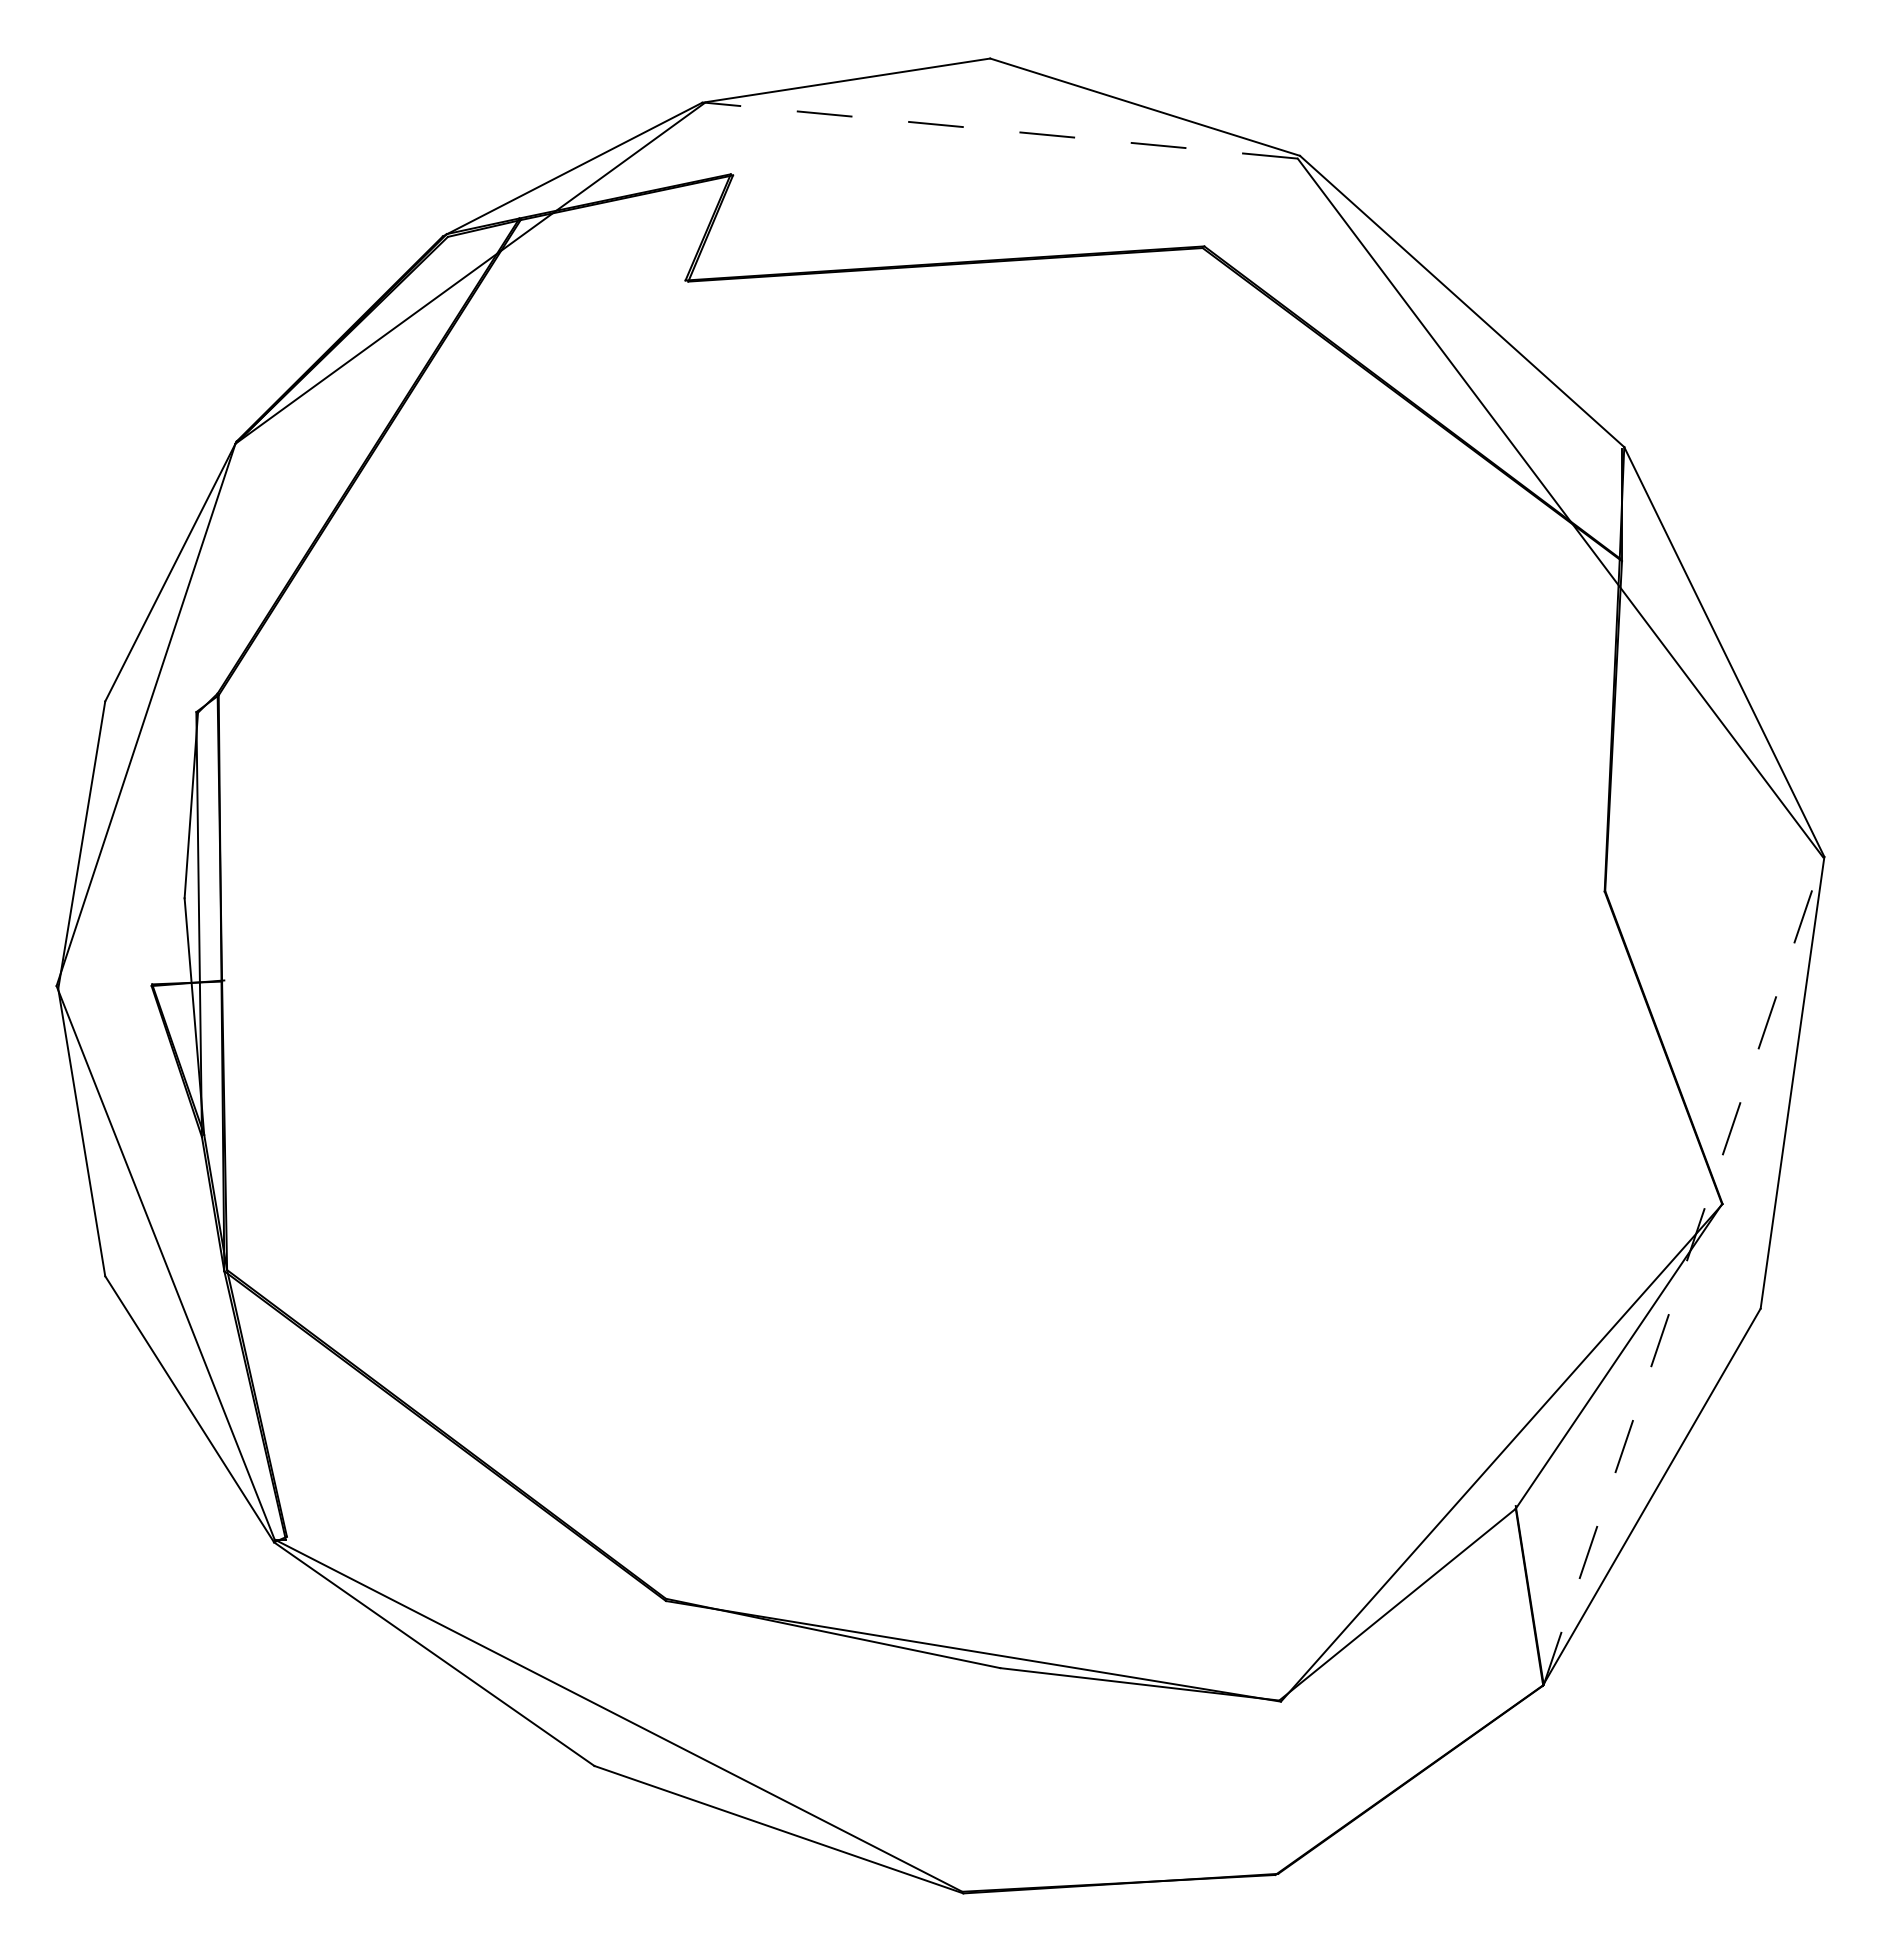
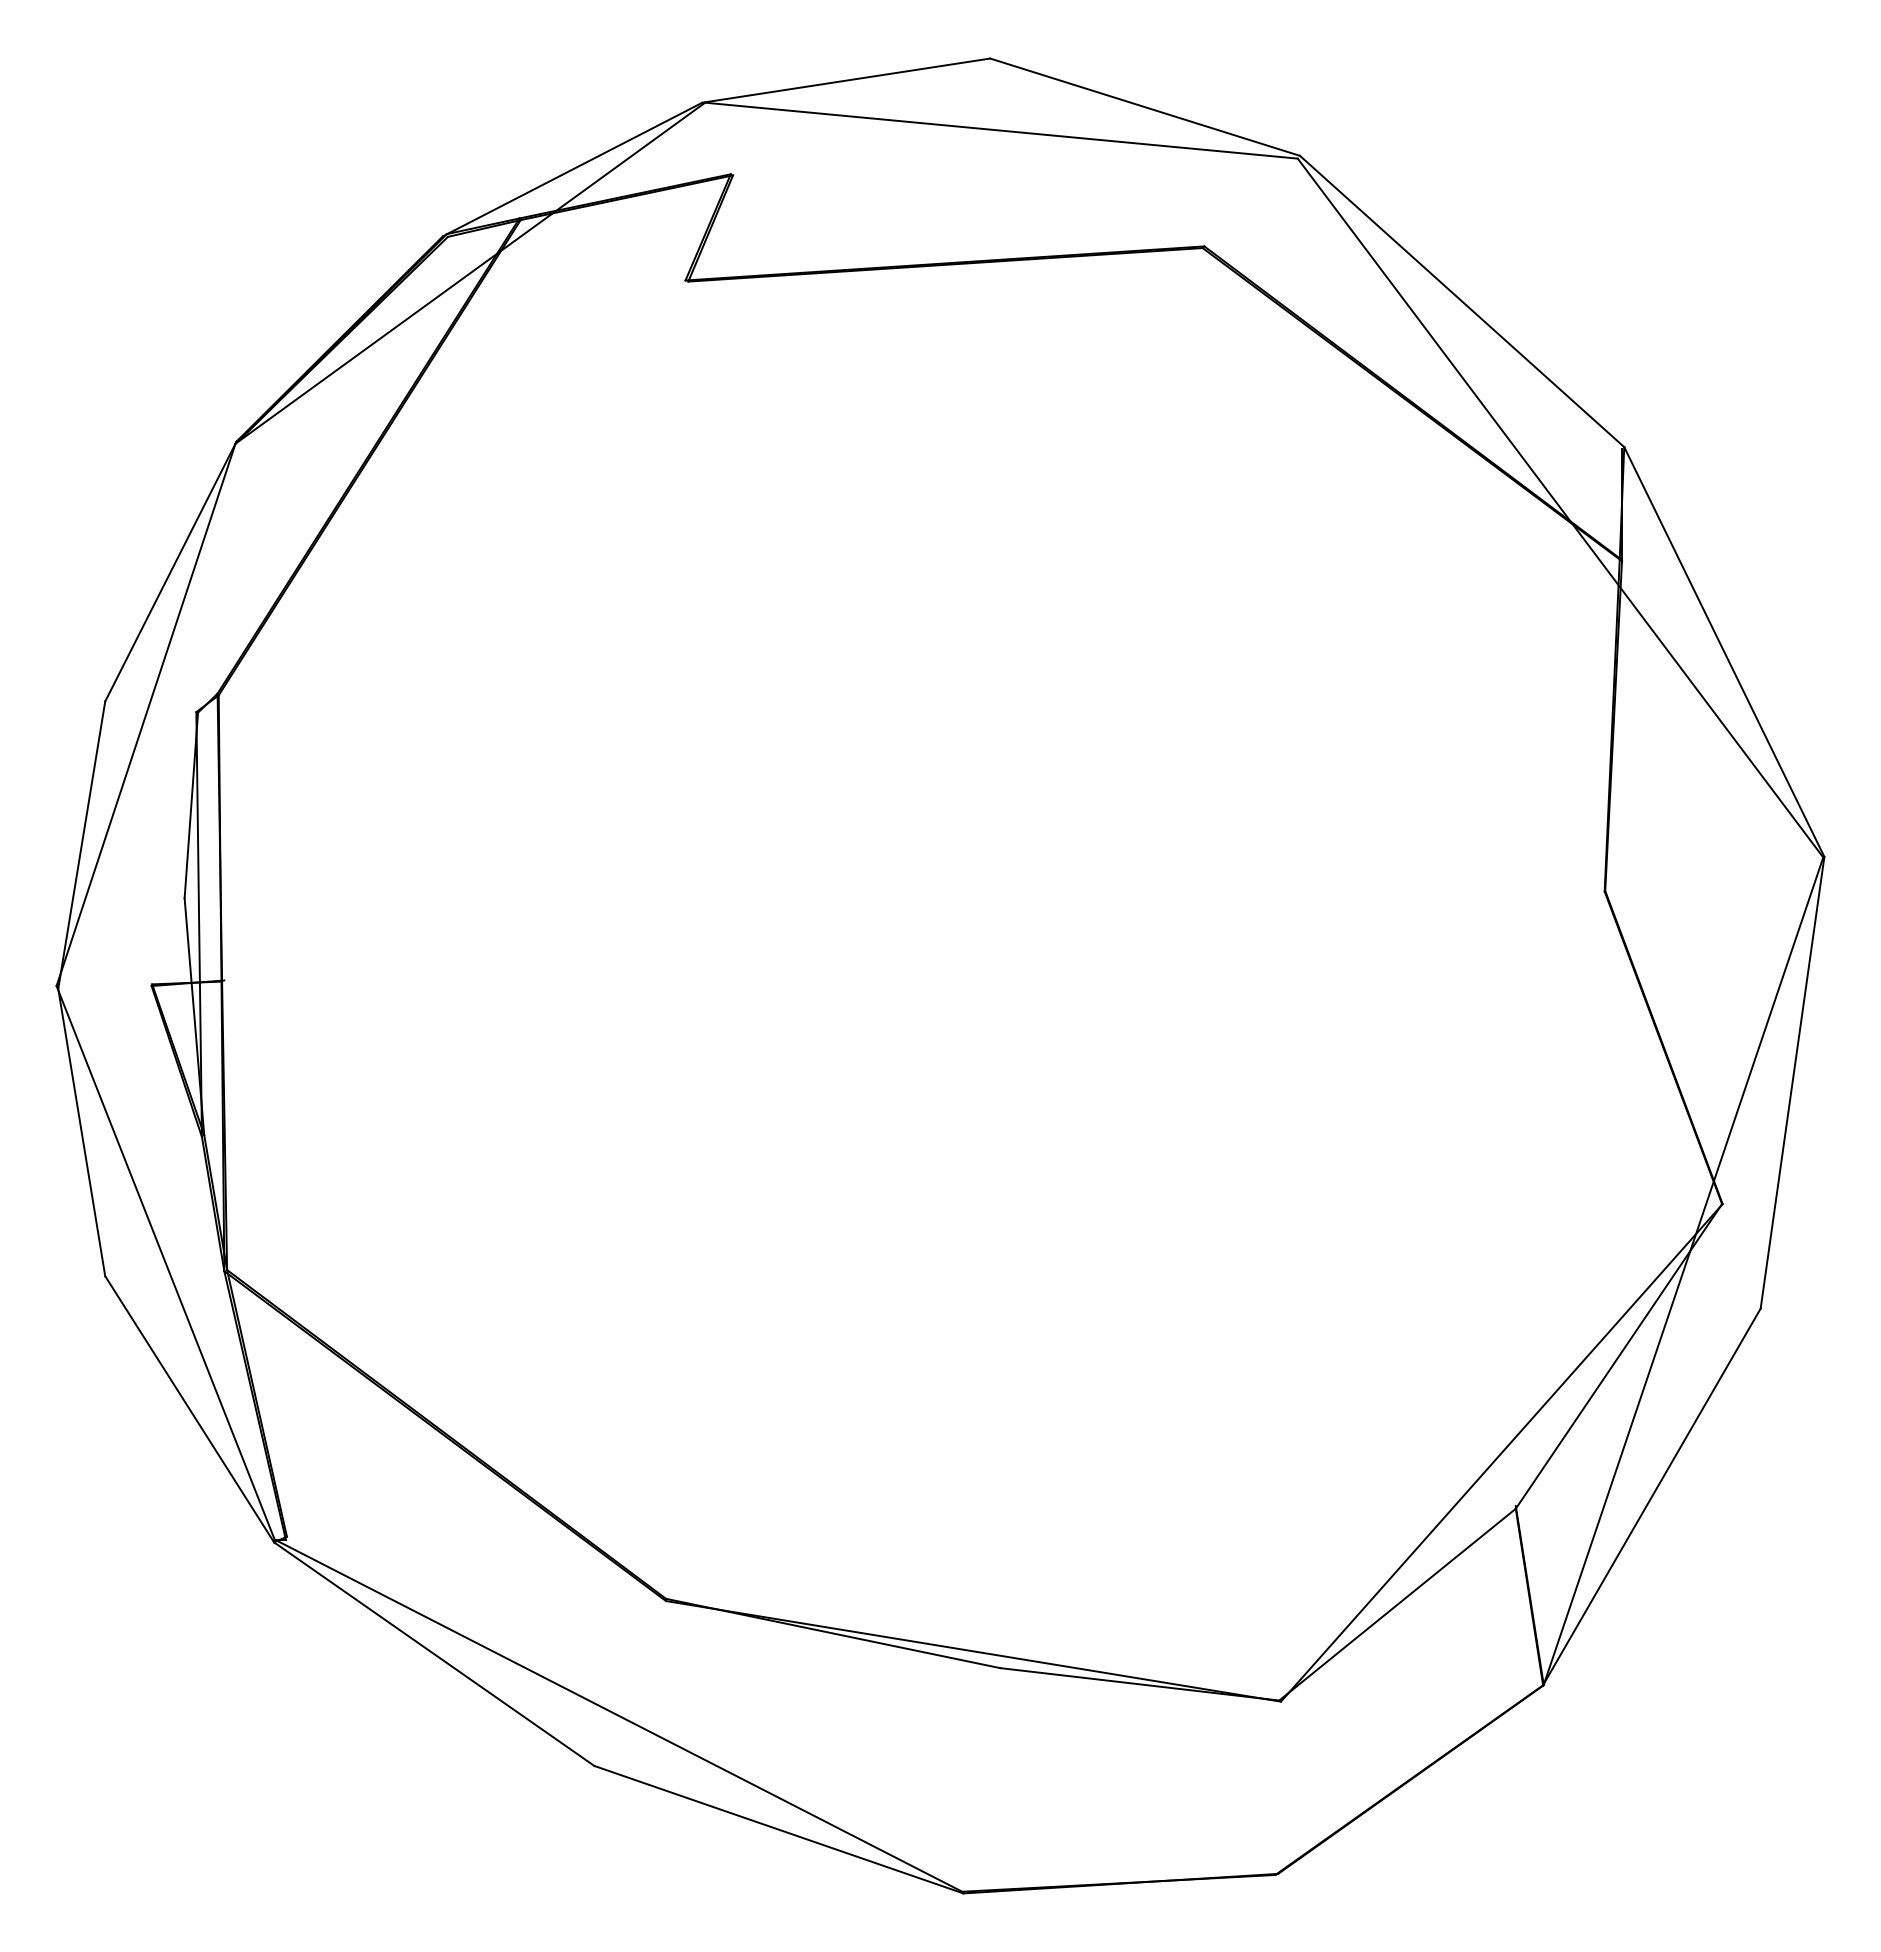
line: dashed -> solid (1001, 130)
line: dashed -> solid (1683, 1271)
